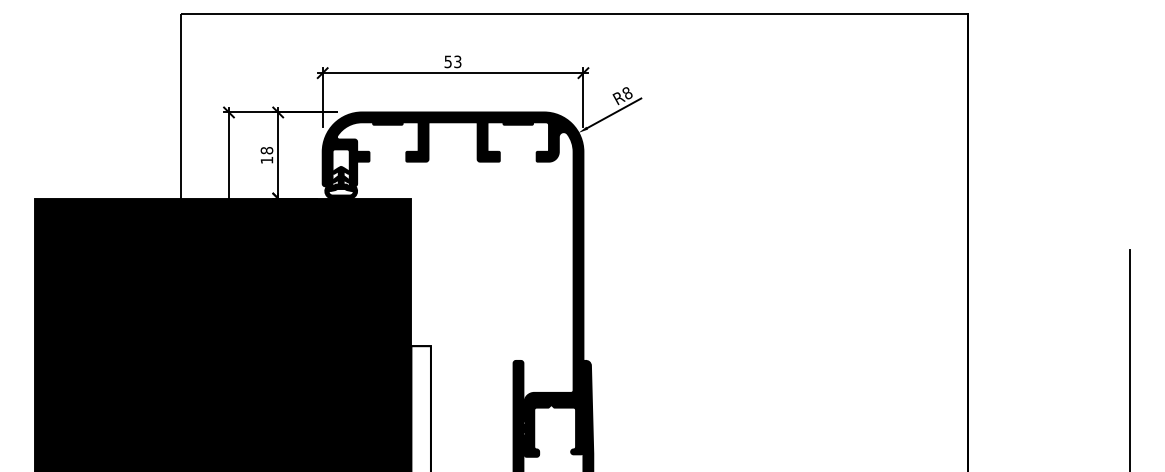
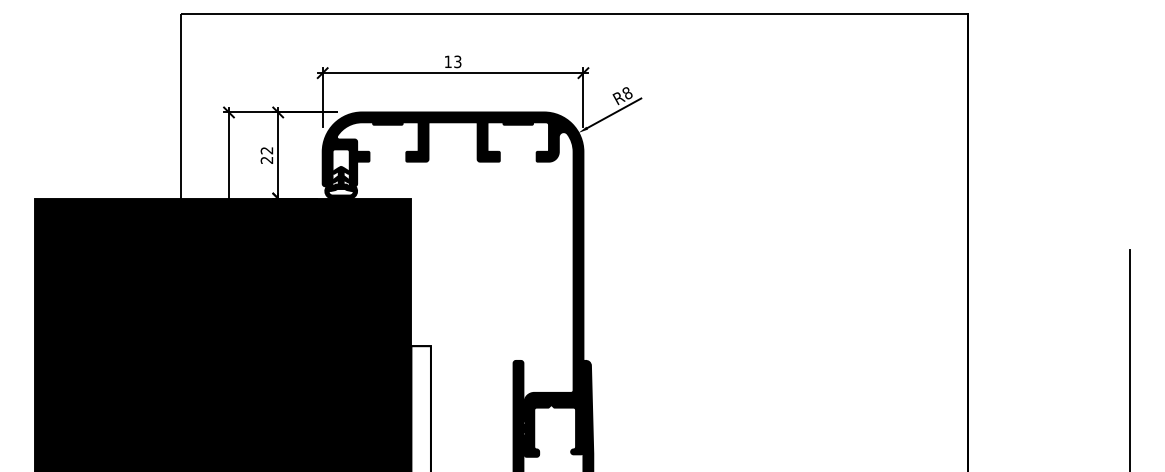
text: 53 -> 13 (447, 61)
text: 18 -> 22 (266, 155)
